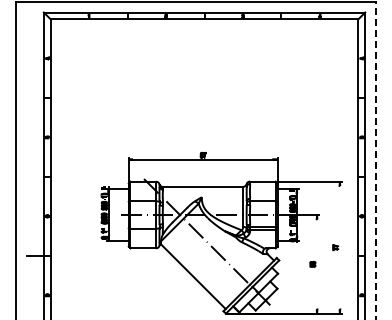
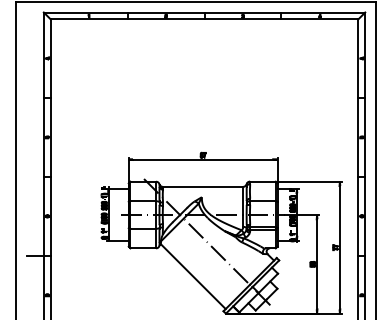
line: dashed -> solid (375, 160)
line: none -> present (339, 247)
line: none -> present (317, 264)
